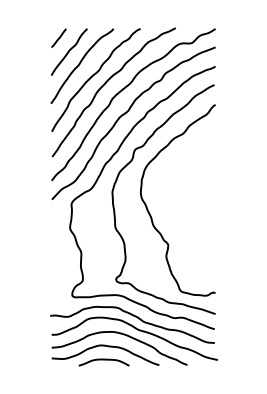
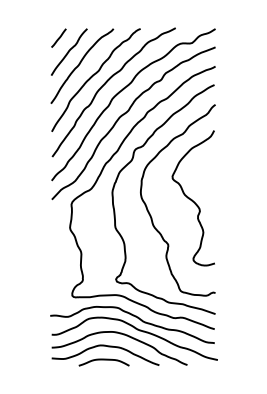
curve: none -> present (191, 198)
